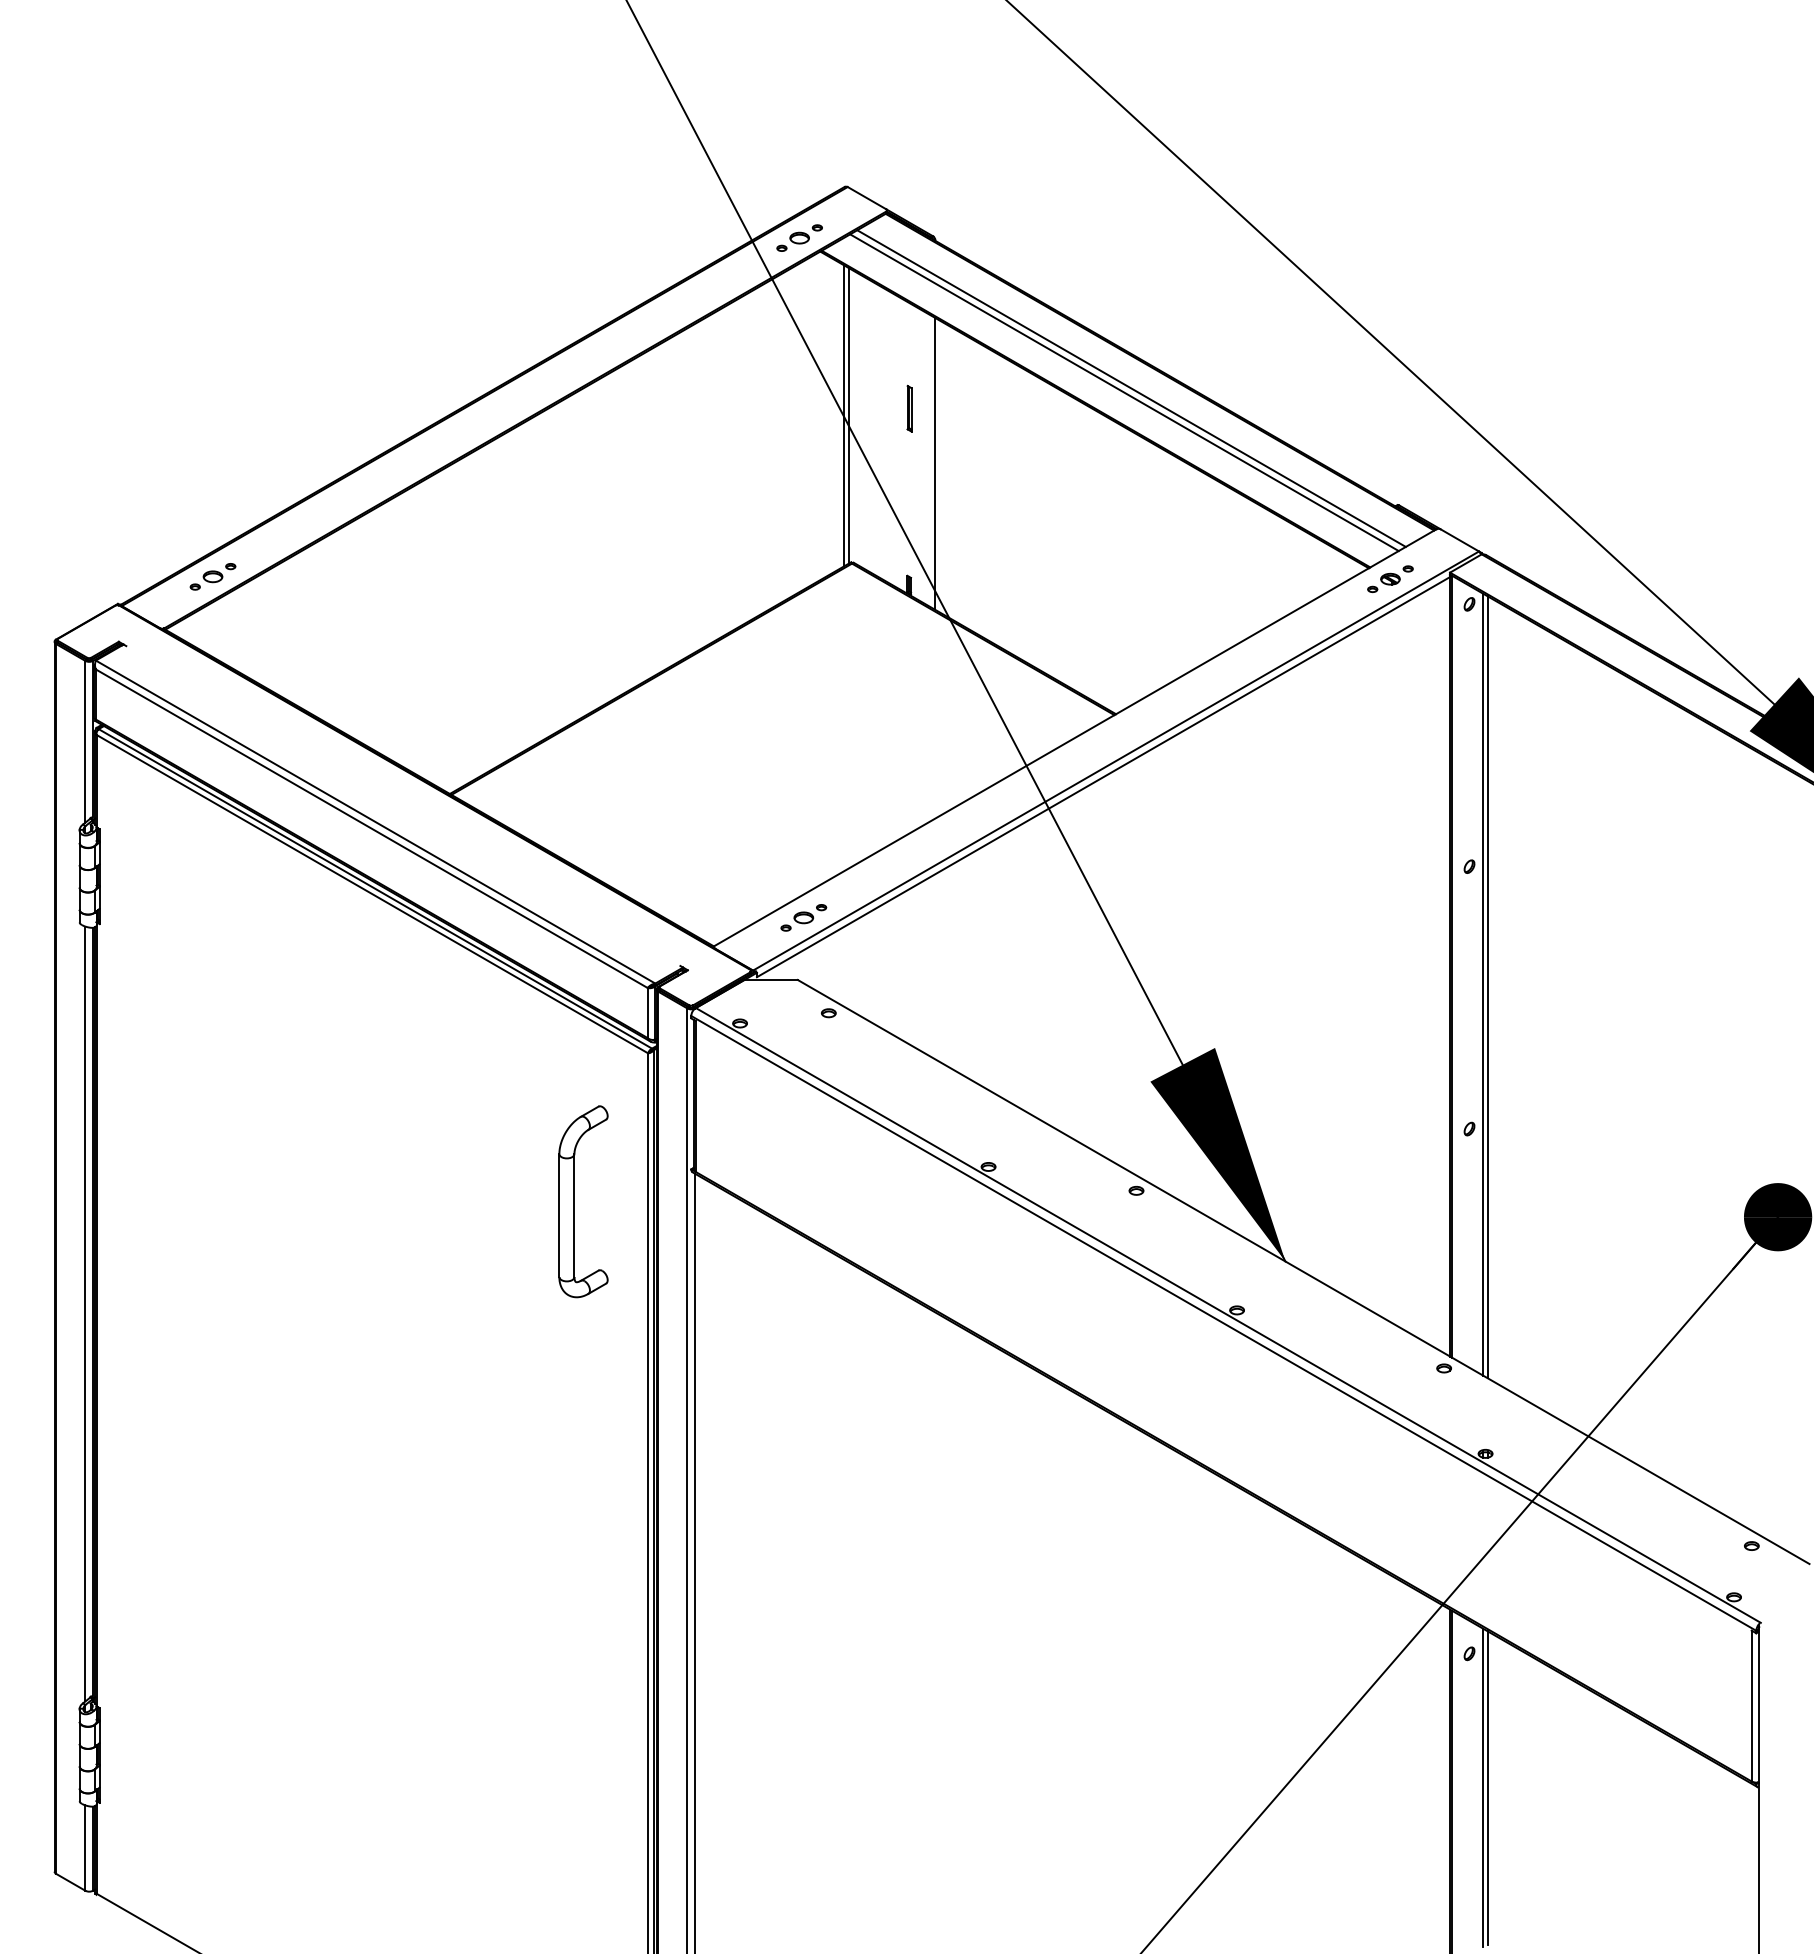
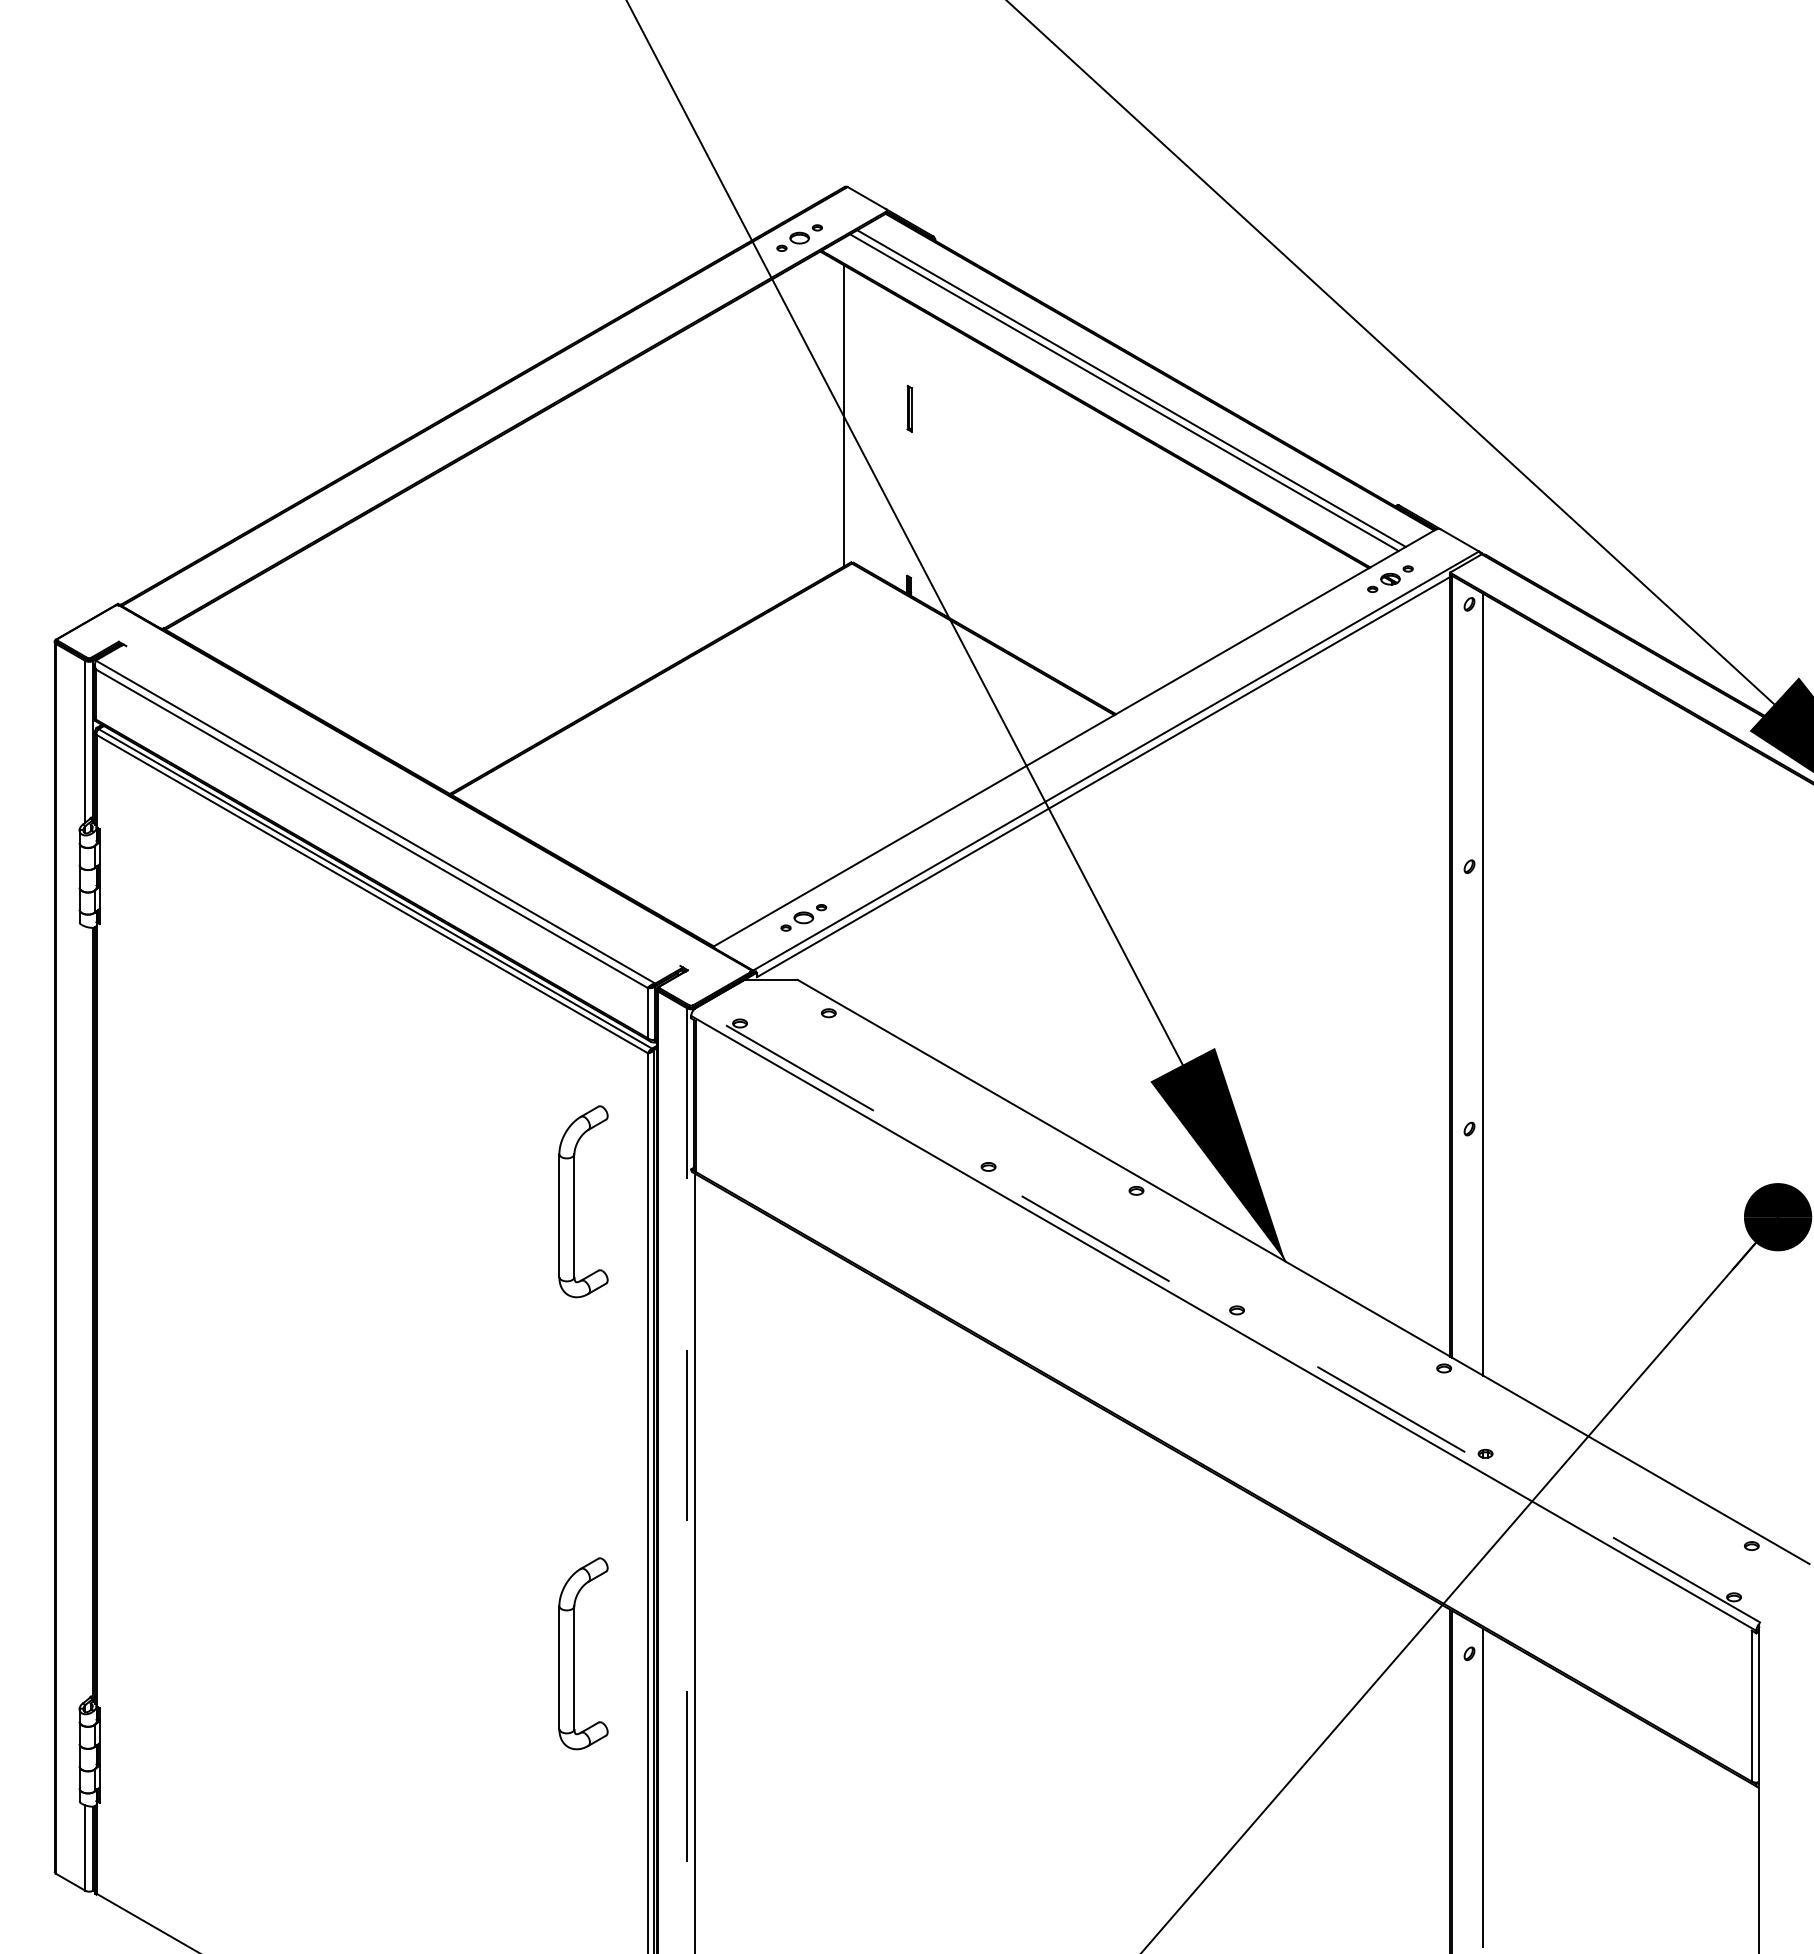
line: present -> none (848, 415)
line: present -> none (934, 463)
part: present -> none (212, 576)
line: present -> none (1487, 987)
line: present -> none (85, 1313)
line: solid -> dashed (1228, 1315)
line: solid -> dashed (687, 1481)
part: none -> present (574, 1653)
line: present -> none (1487, 1787)
